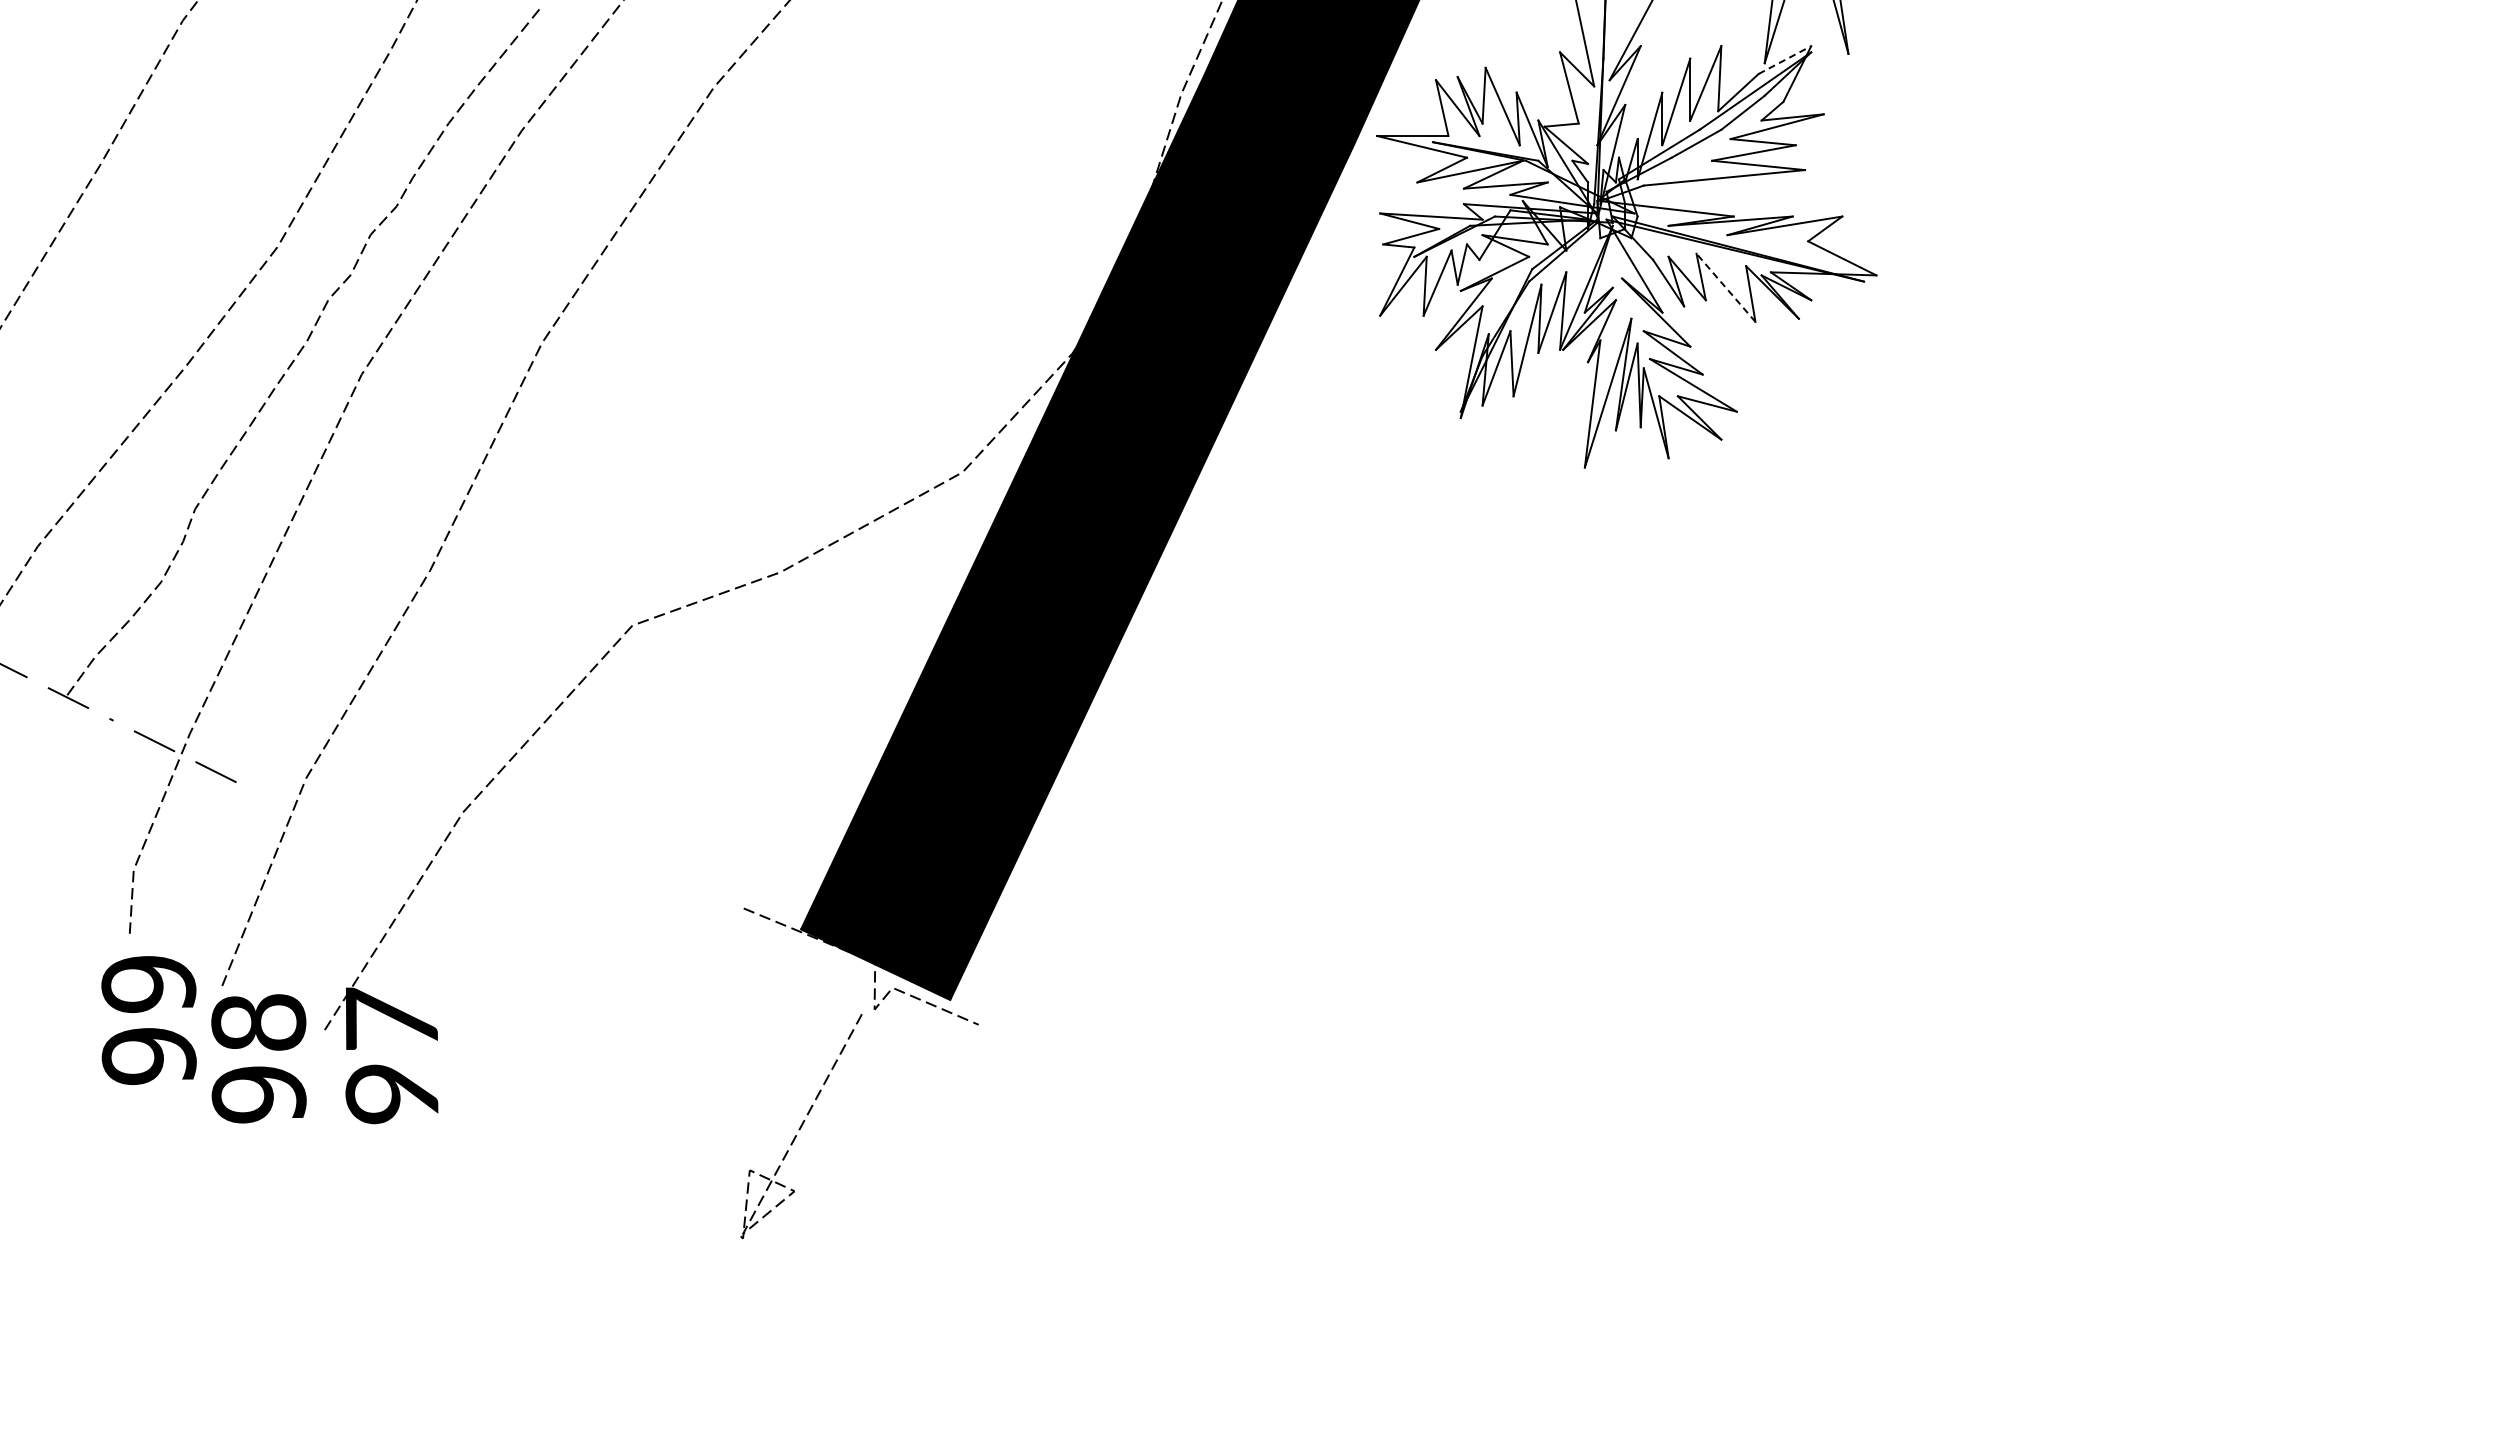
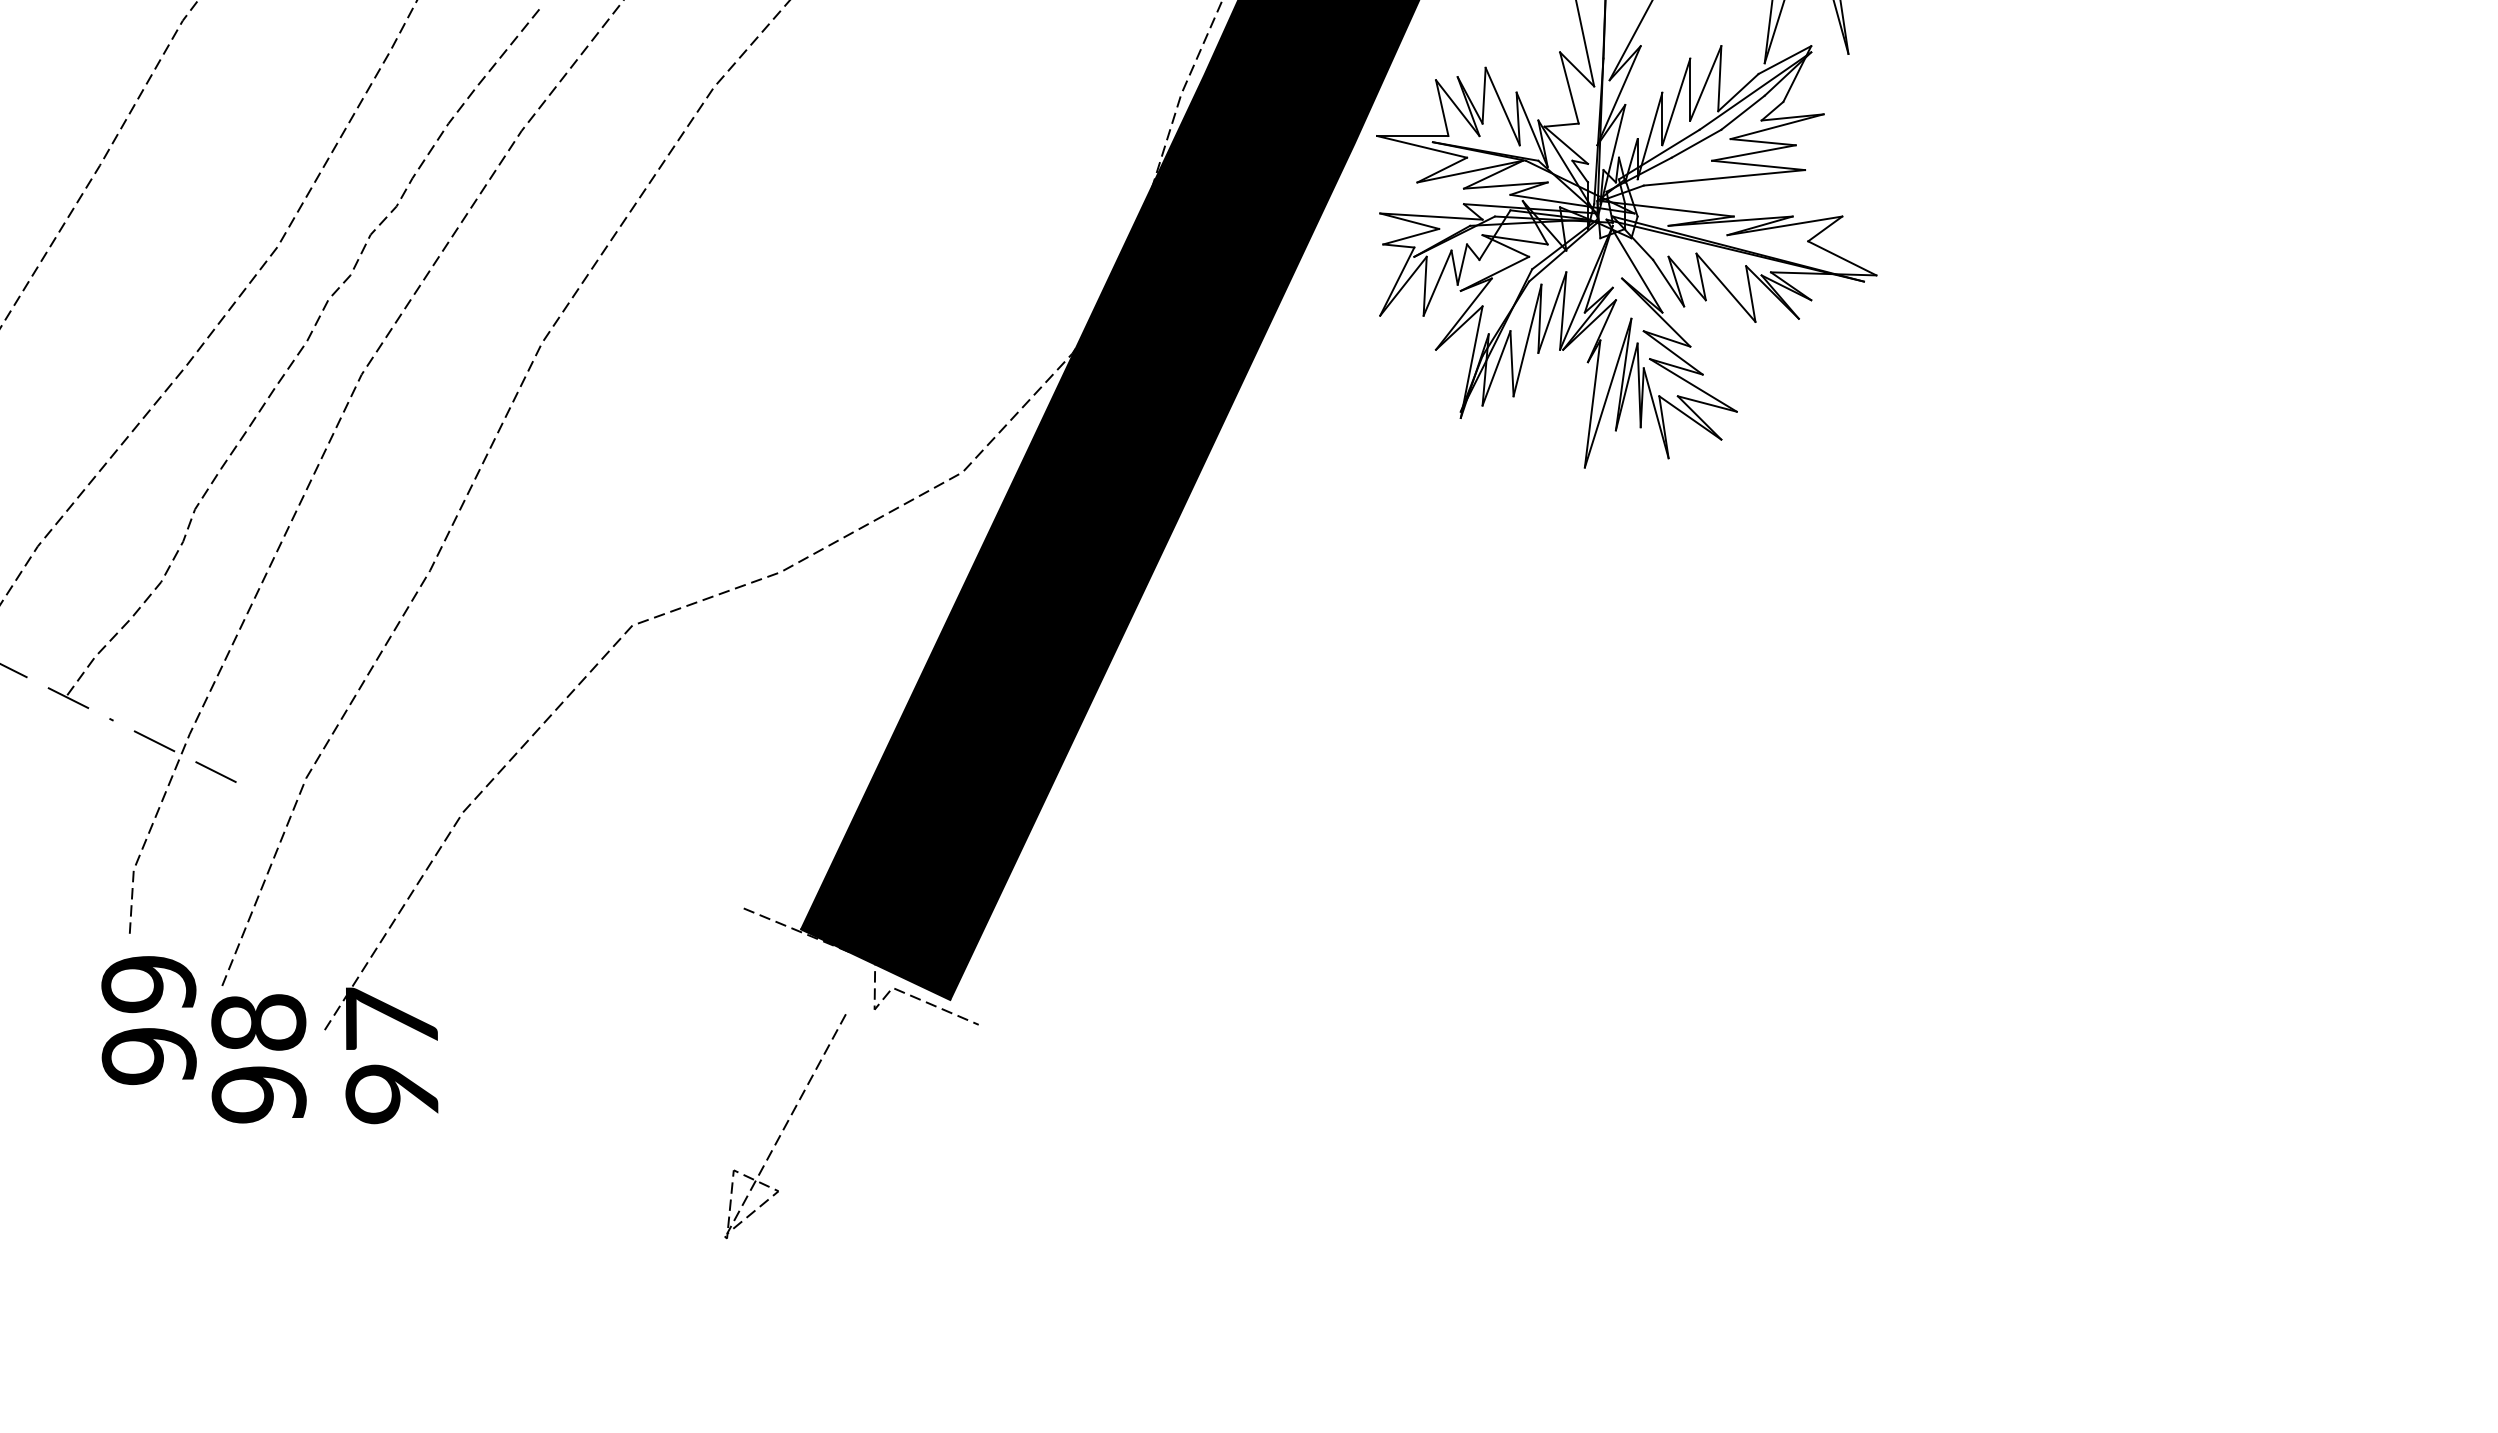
line: dashed -> solid (1784, 60)
line: dashed -> solid (1725, 287)
curve position: (801, 1126) -> (785, 1126) (785, 1126)
